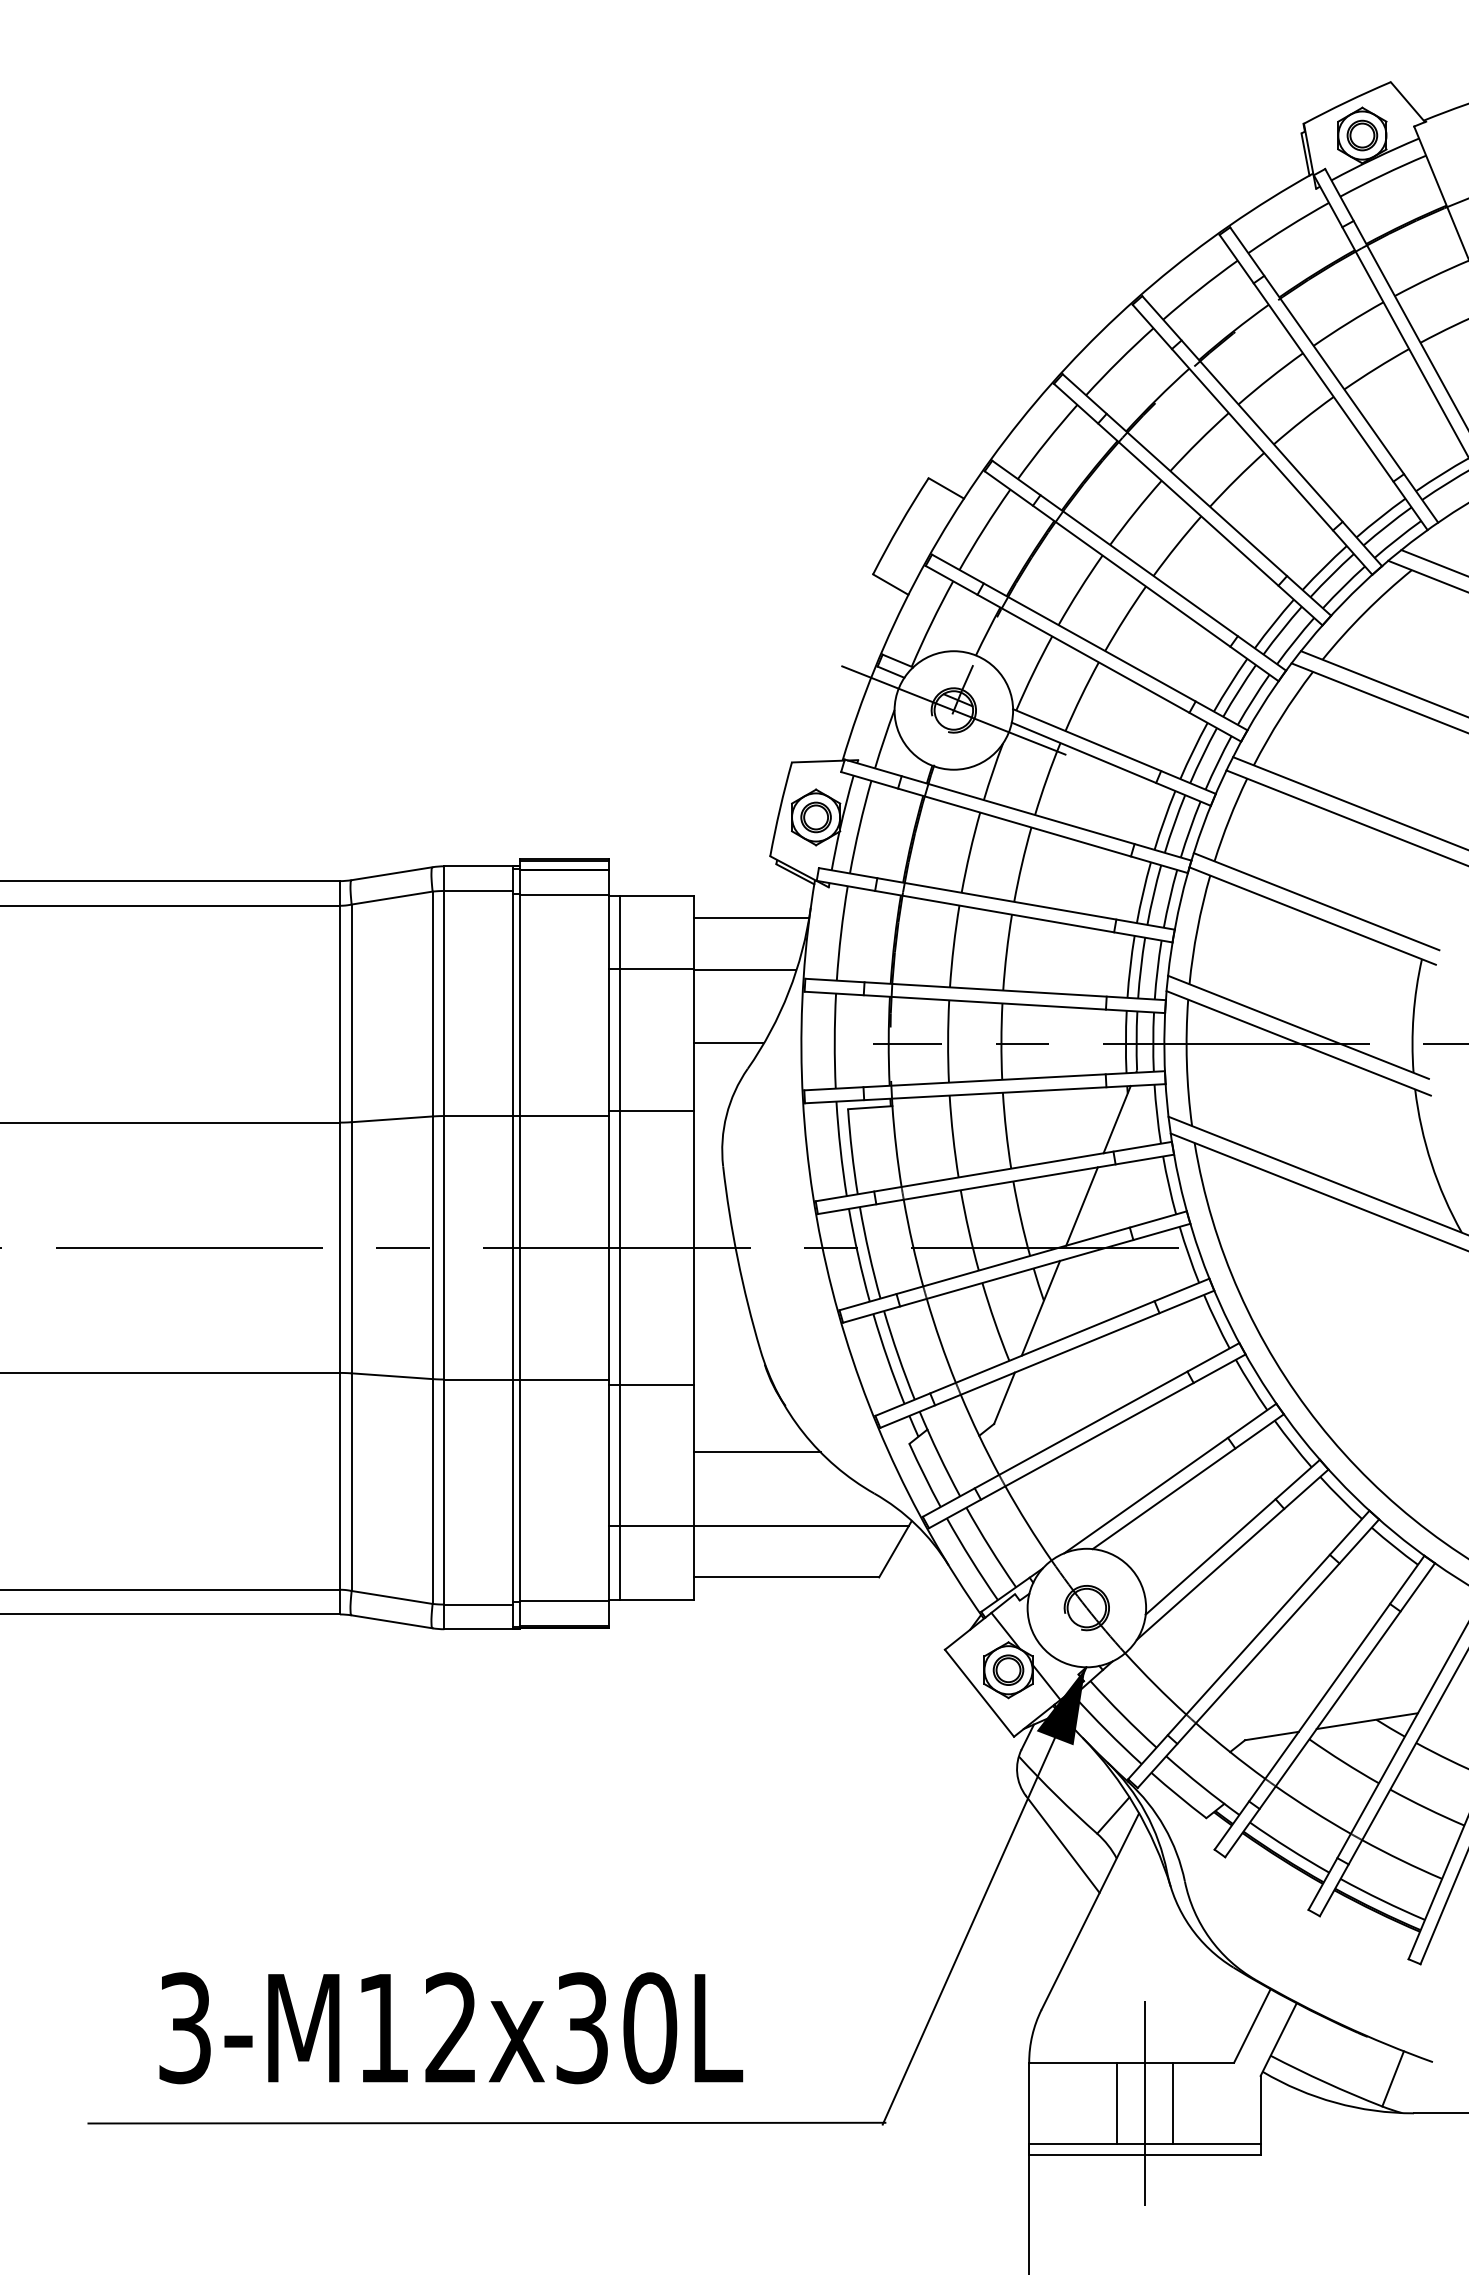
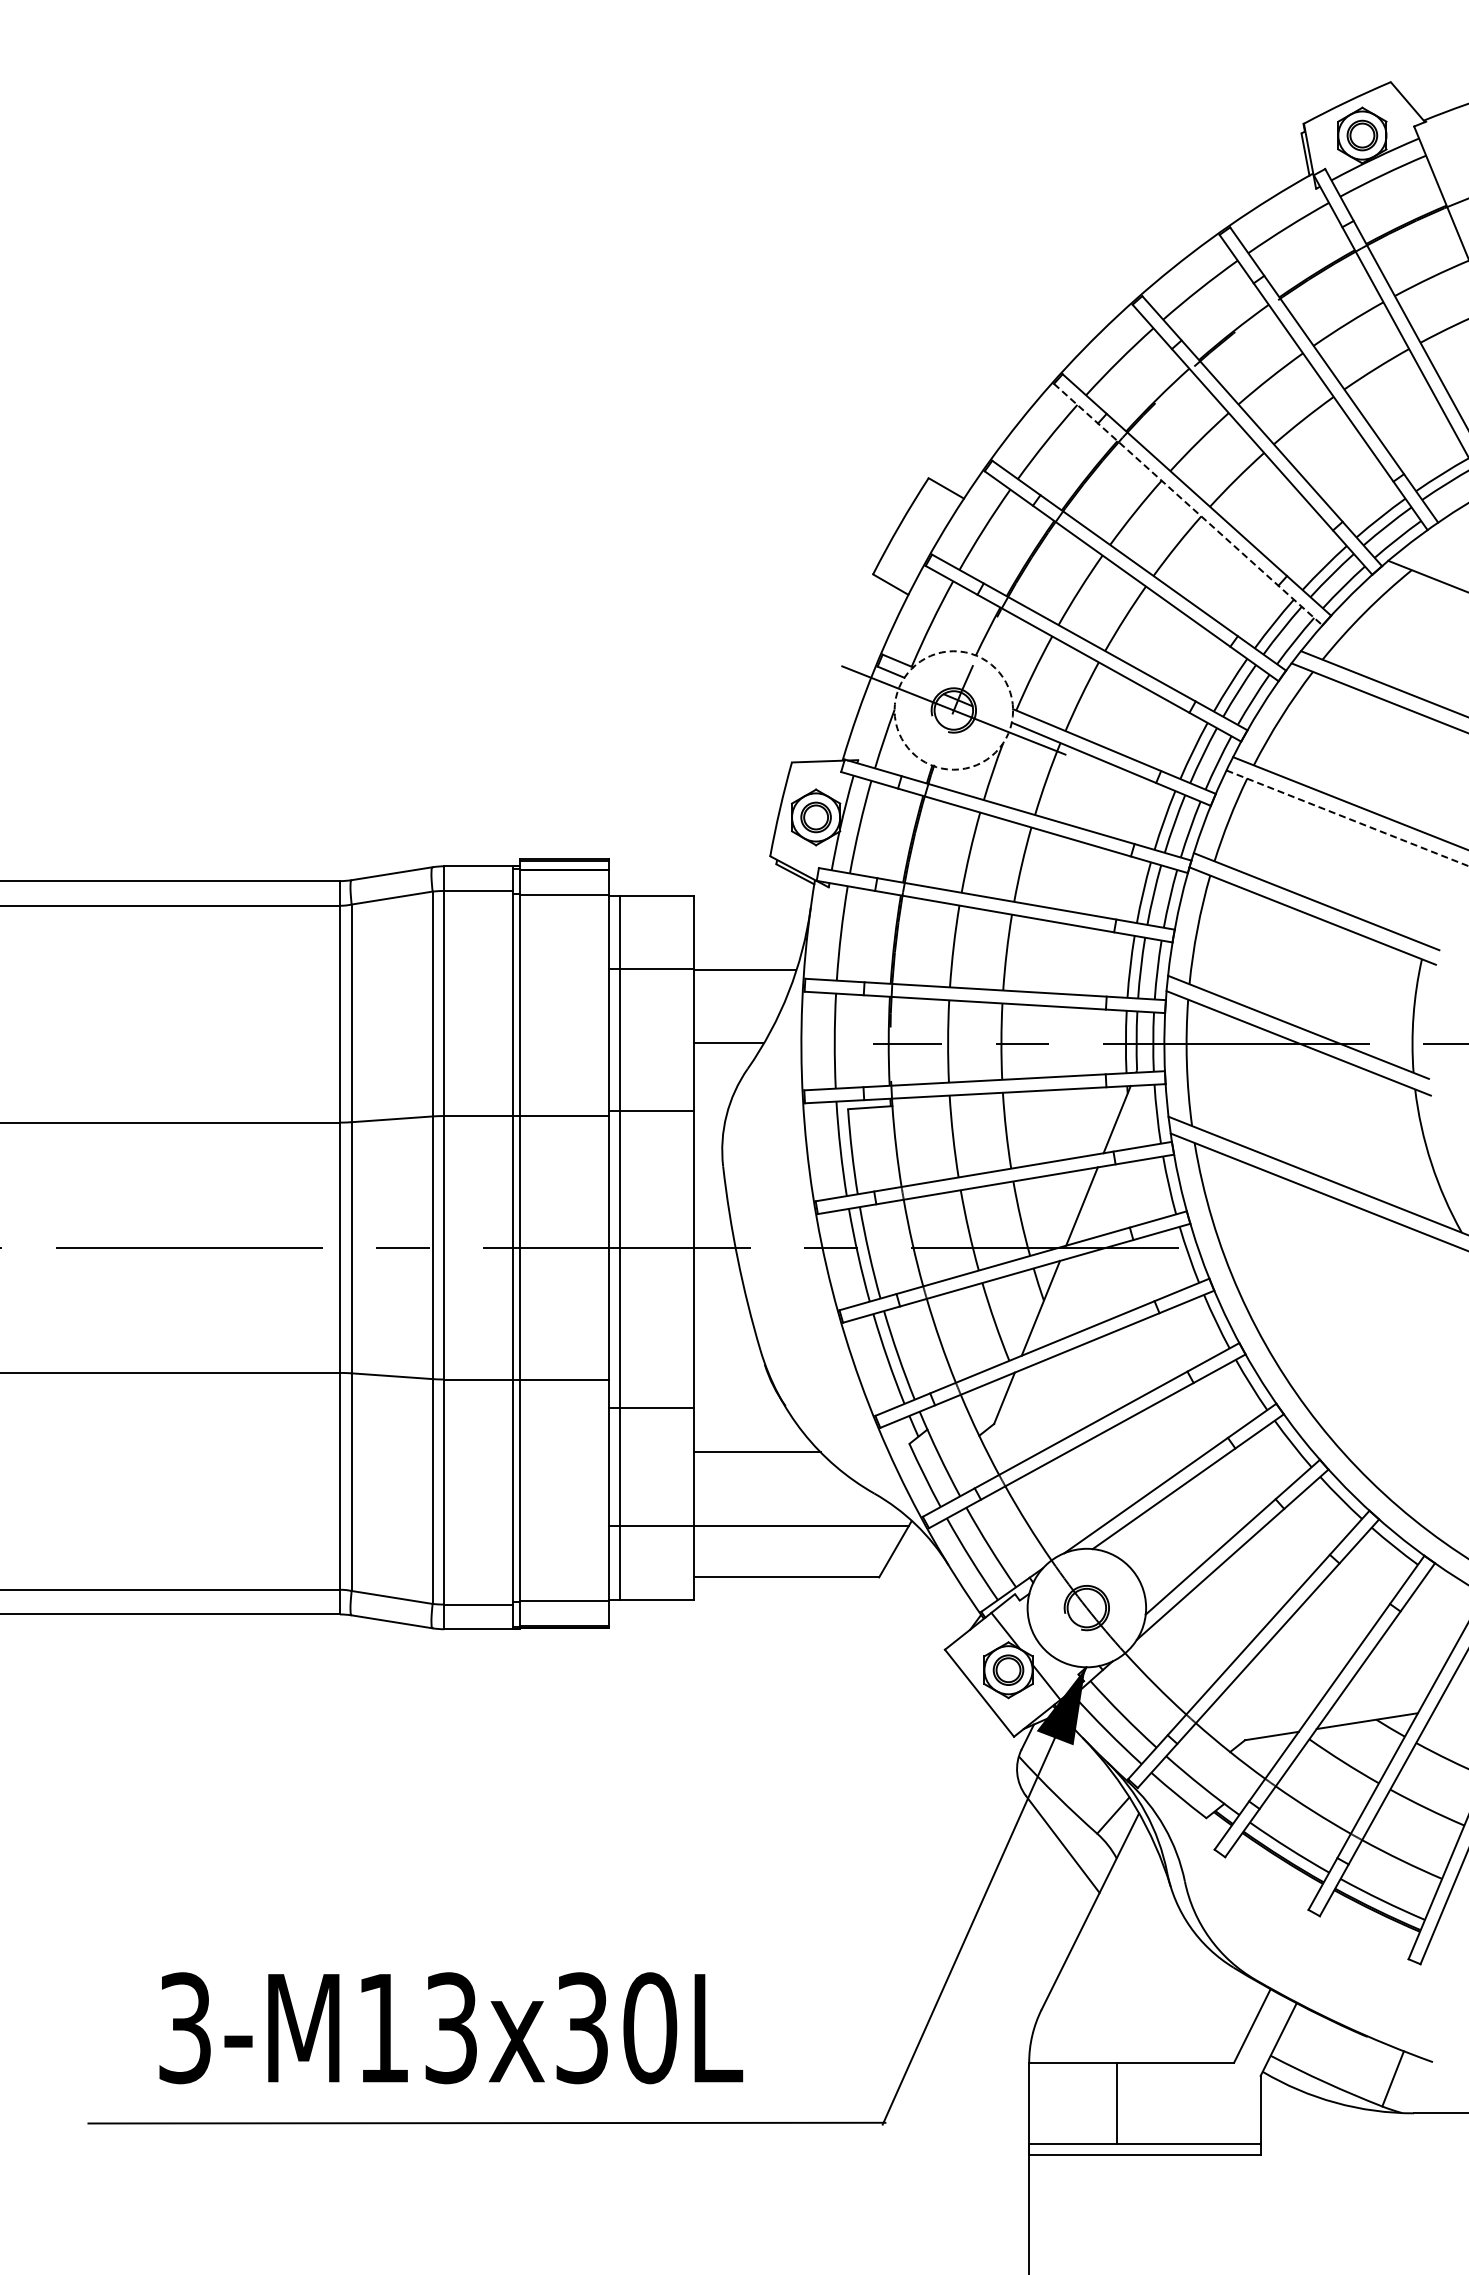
line: solid -> dashed (1188, 504)
line: present -> none (1433, 562)
circle: solid -> dashed (953, 710)
line: solid -> dashed (1347, 818)
line: present -> none (751, 918)
line position: (651, 1384) -> (651, 1407) (651, 1407)
text: 3-M12x30L -> 3-M13x30L (450, 2028)
line: present -> none (1144, 2102)
line: present -> none (1172, 2103)
